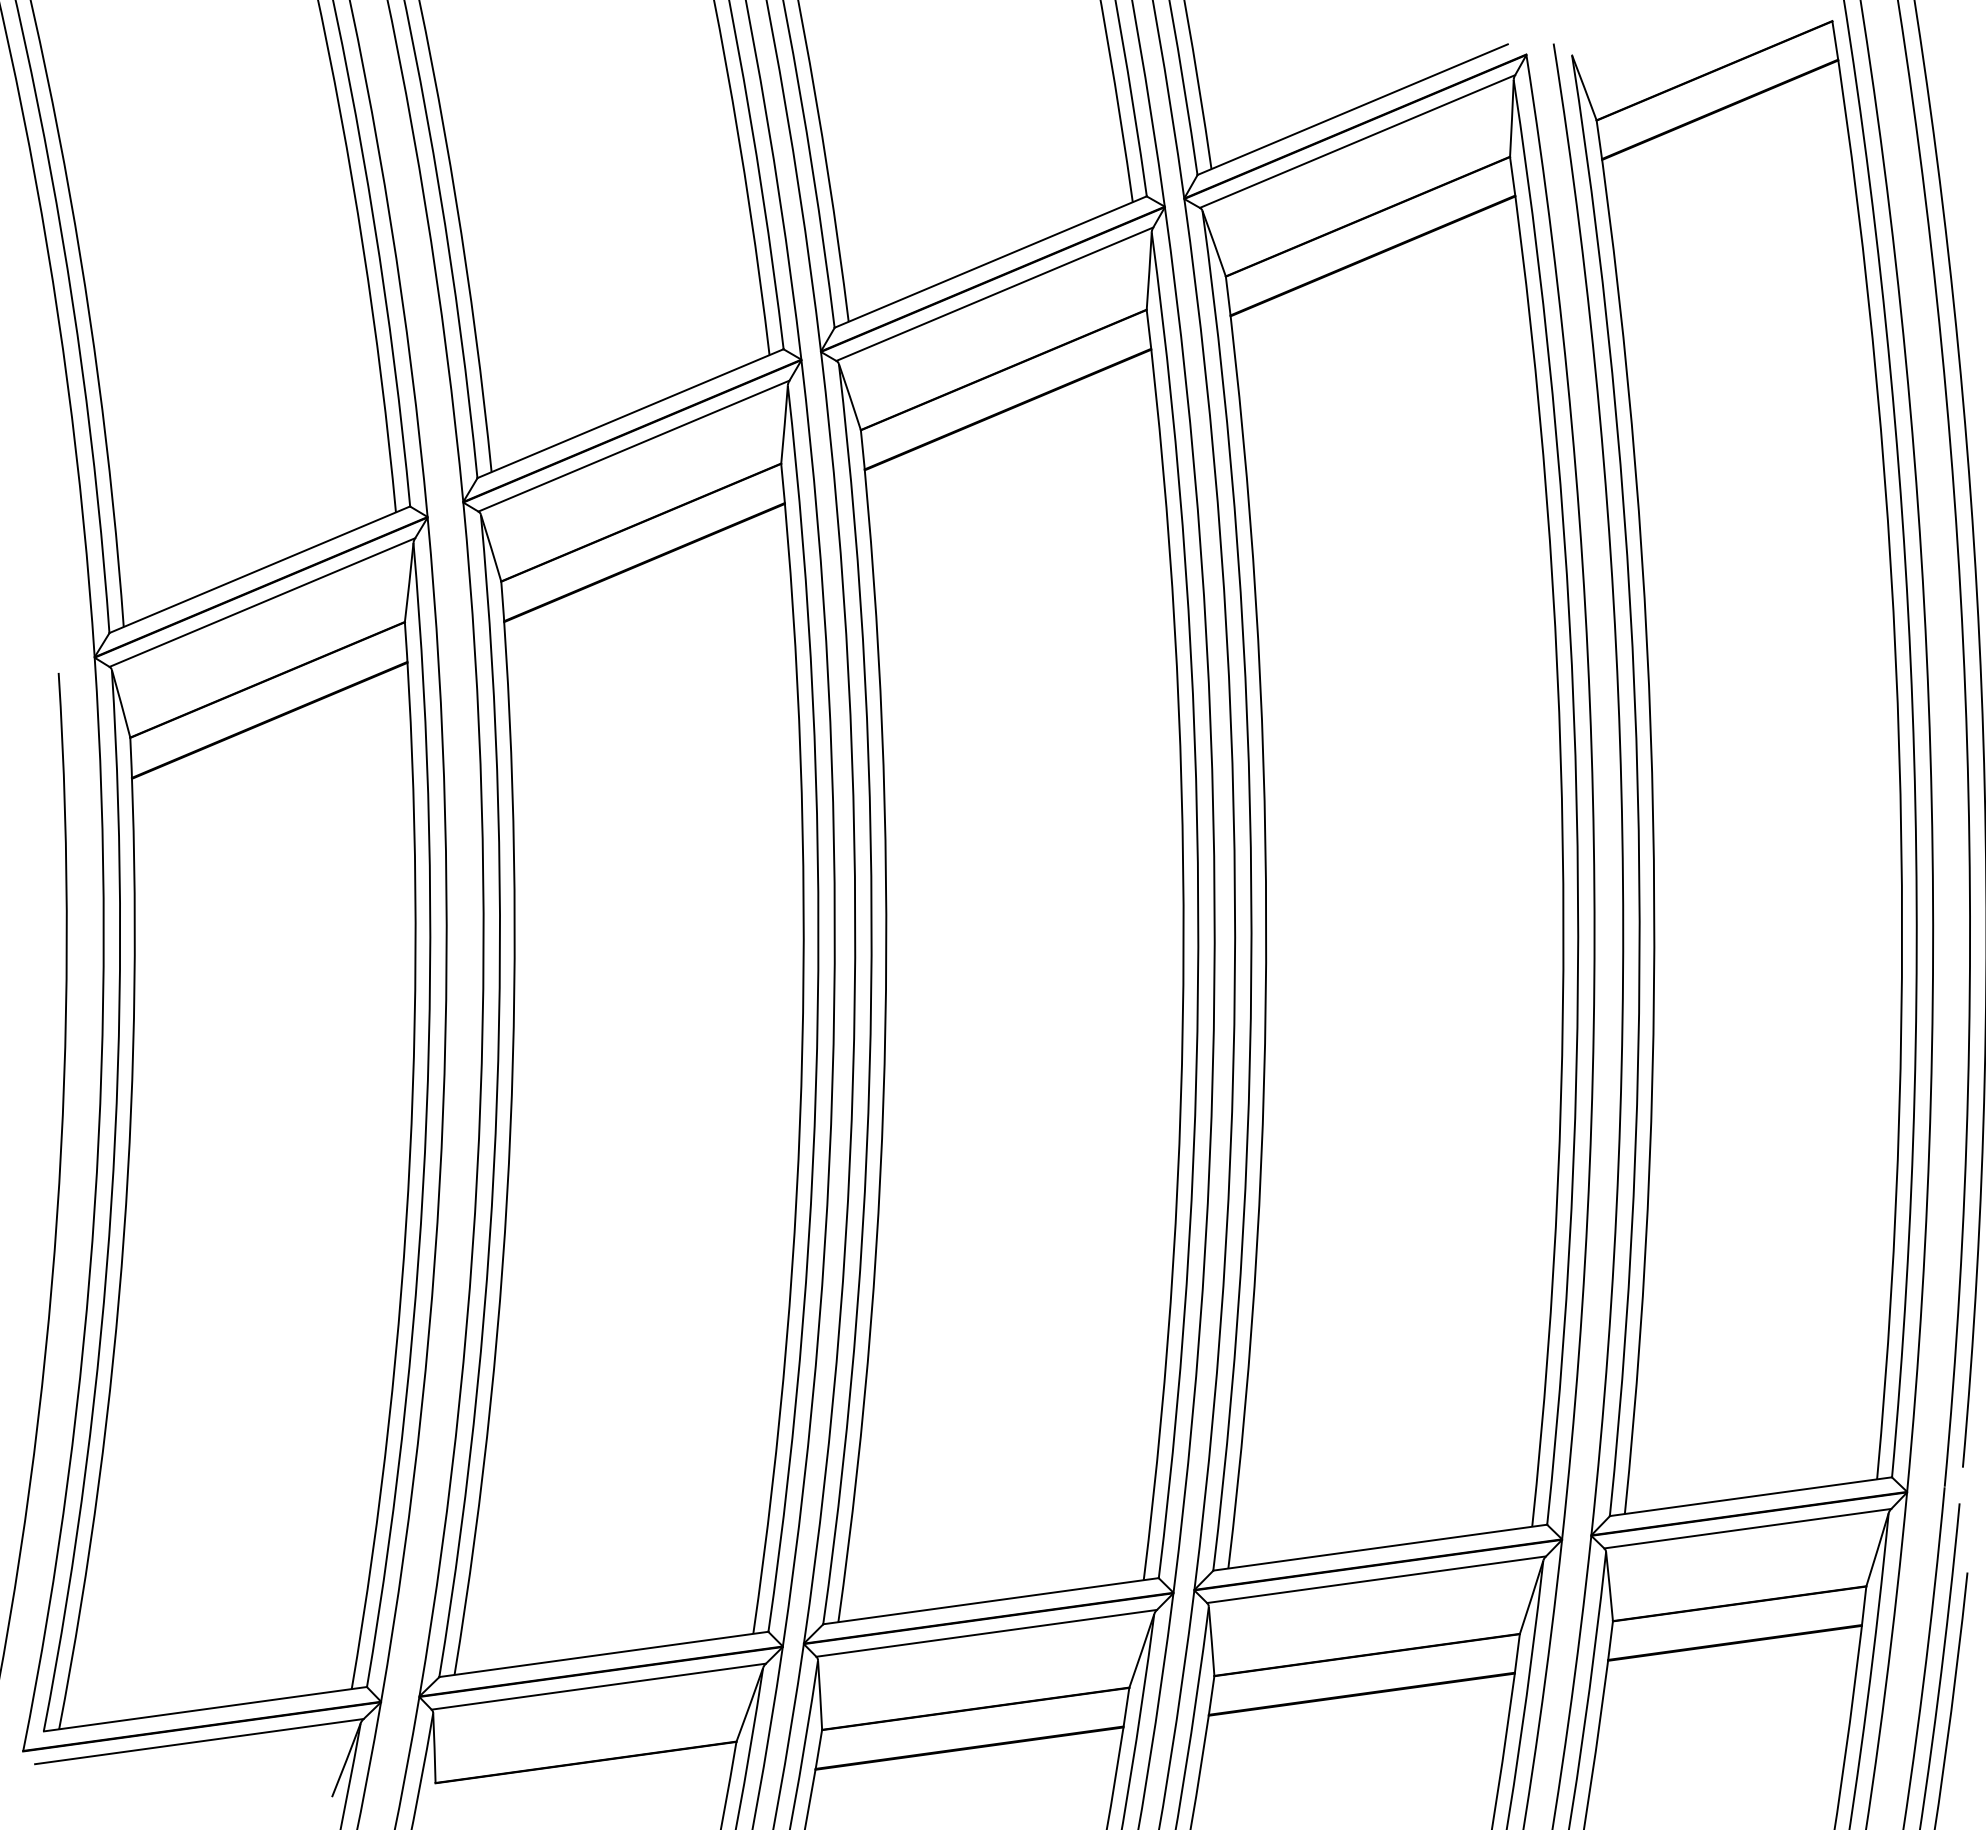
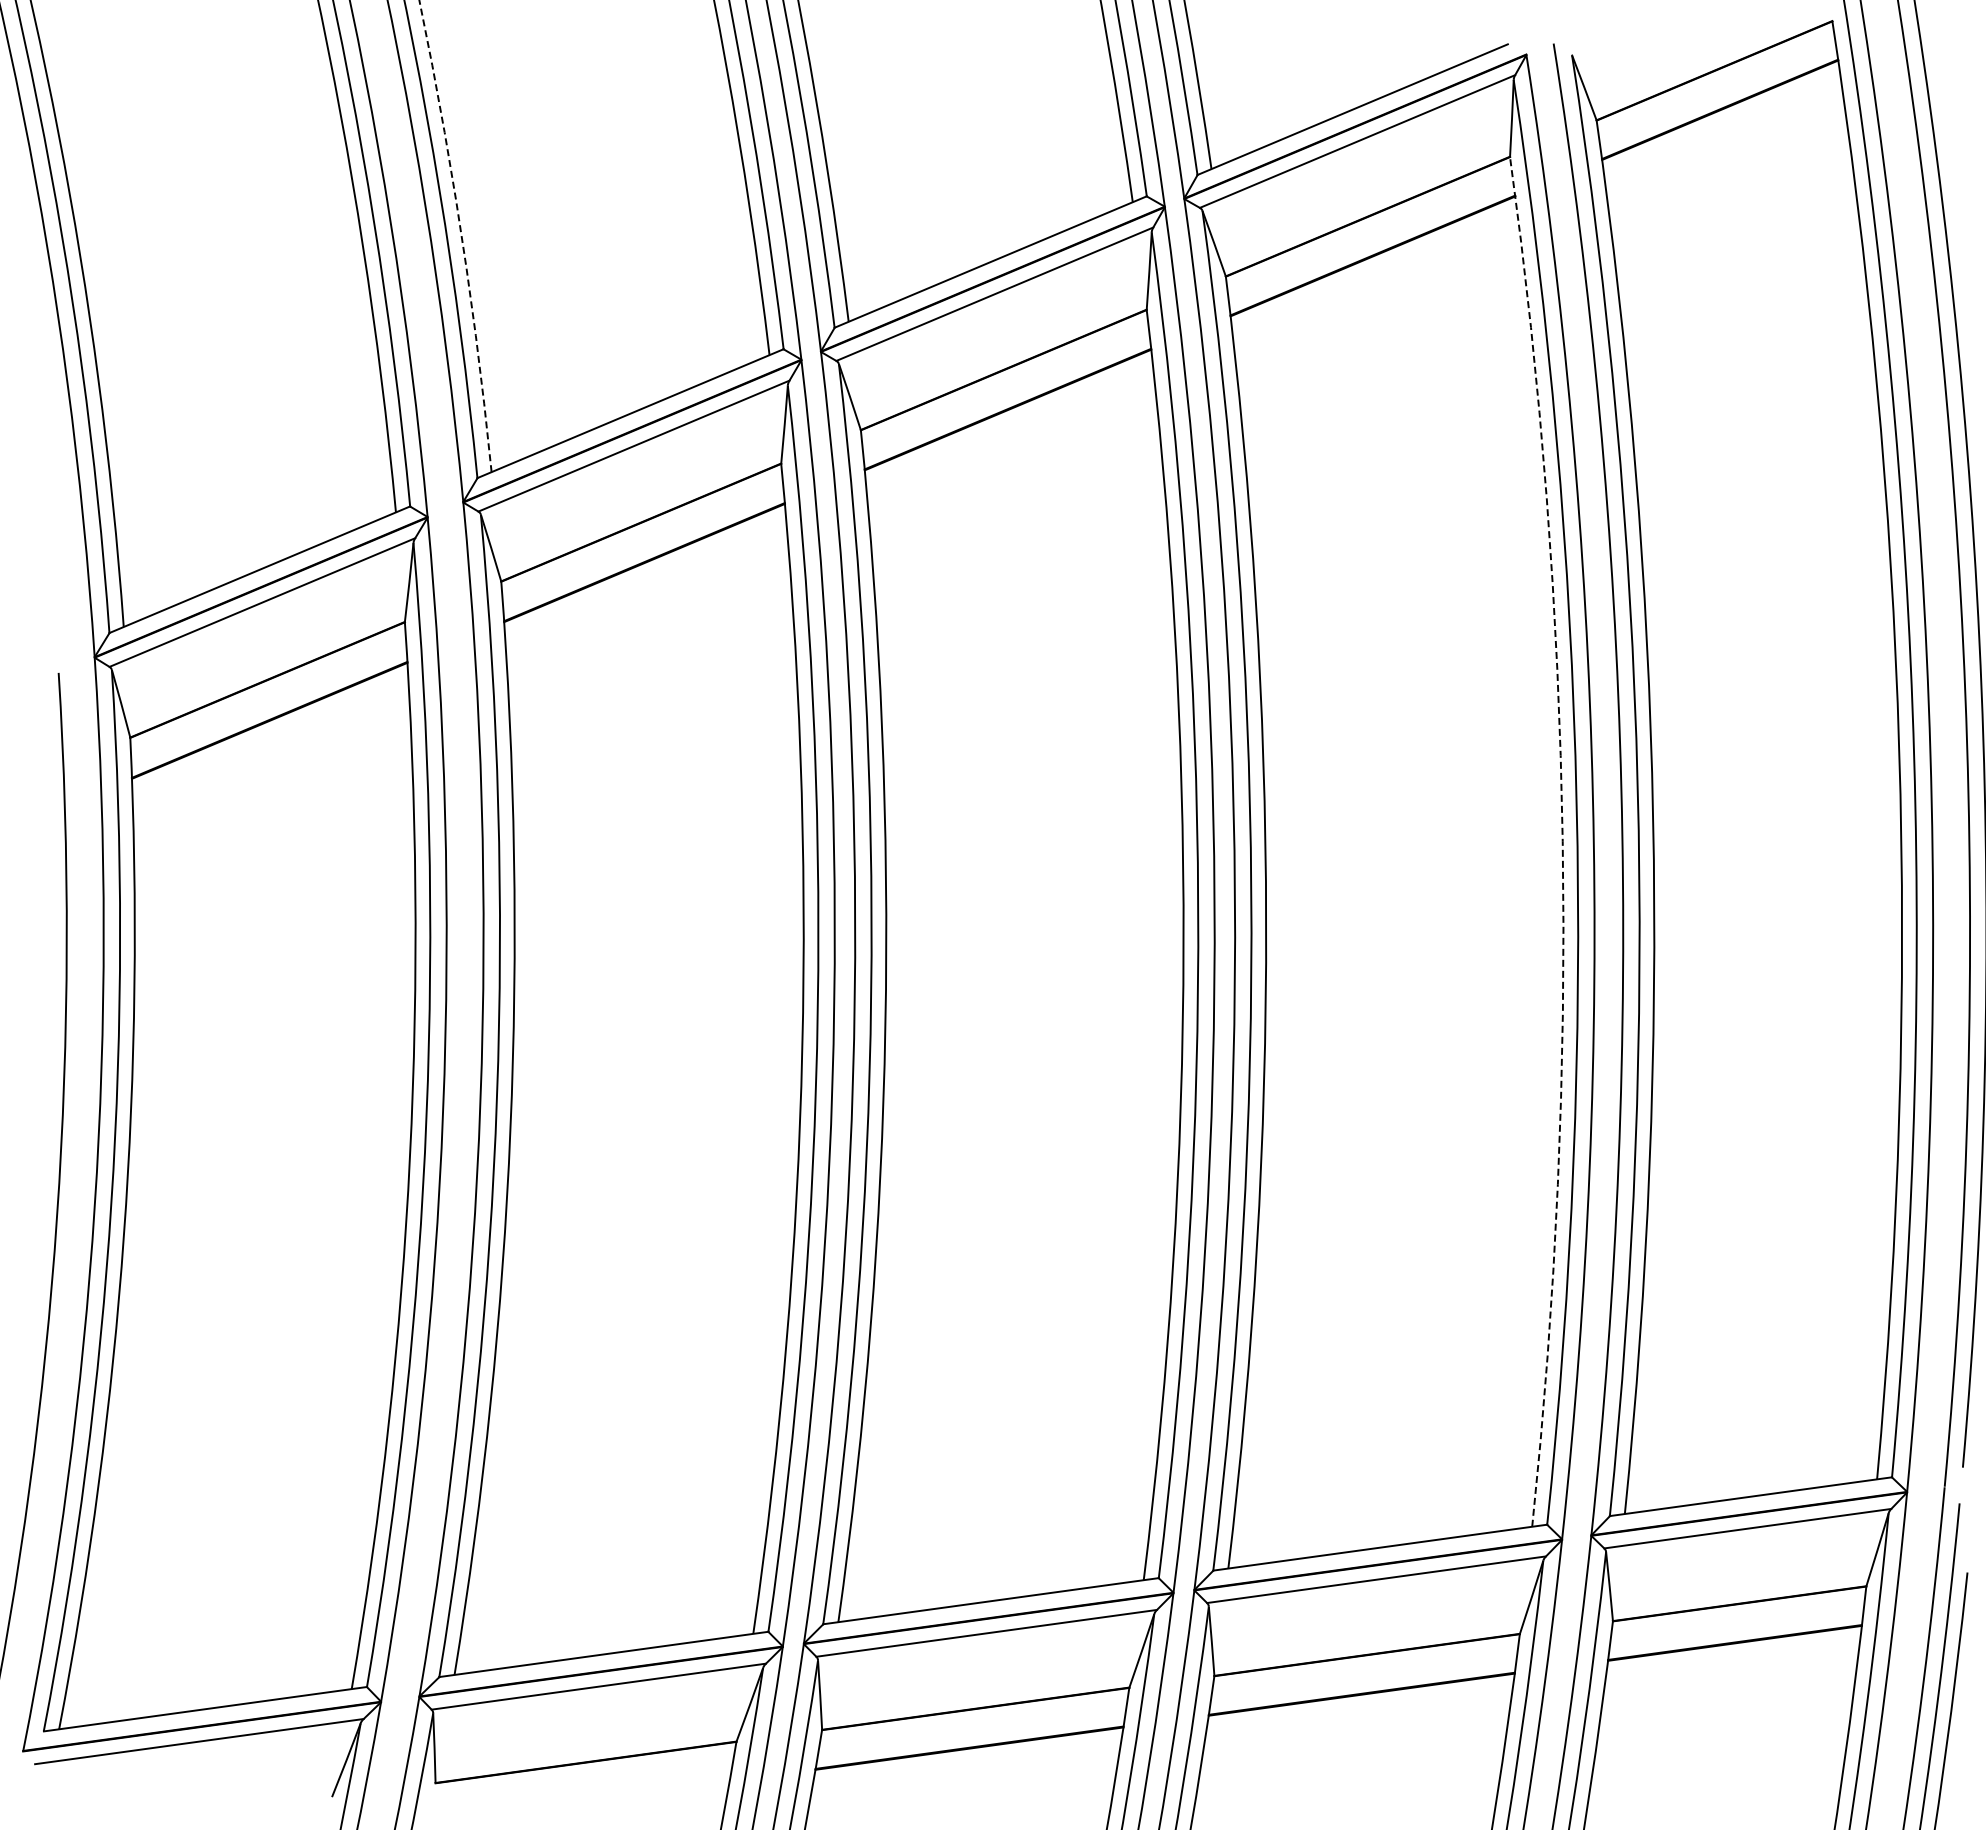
arc: solid -> dashed (461, 235)
arc: solid -> dashed (1562, 841)
